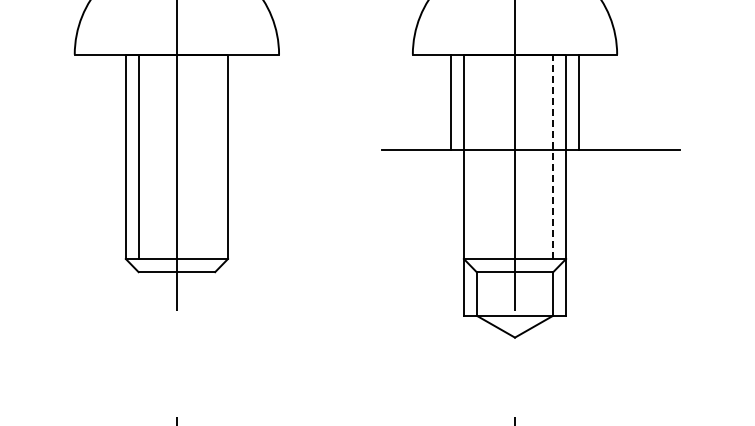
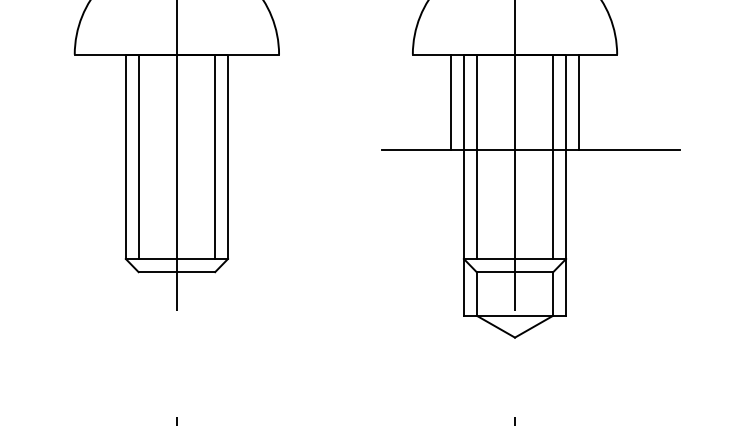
line: none -> present (215, 156)
line: none -> present (476, 156)
line: dashed -> solid (553, 156)
